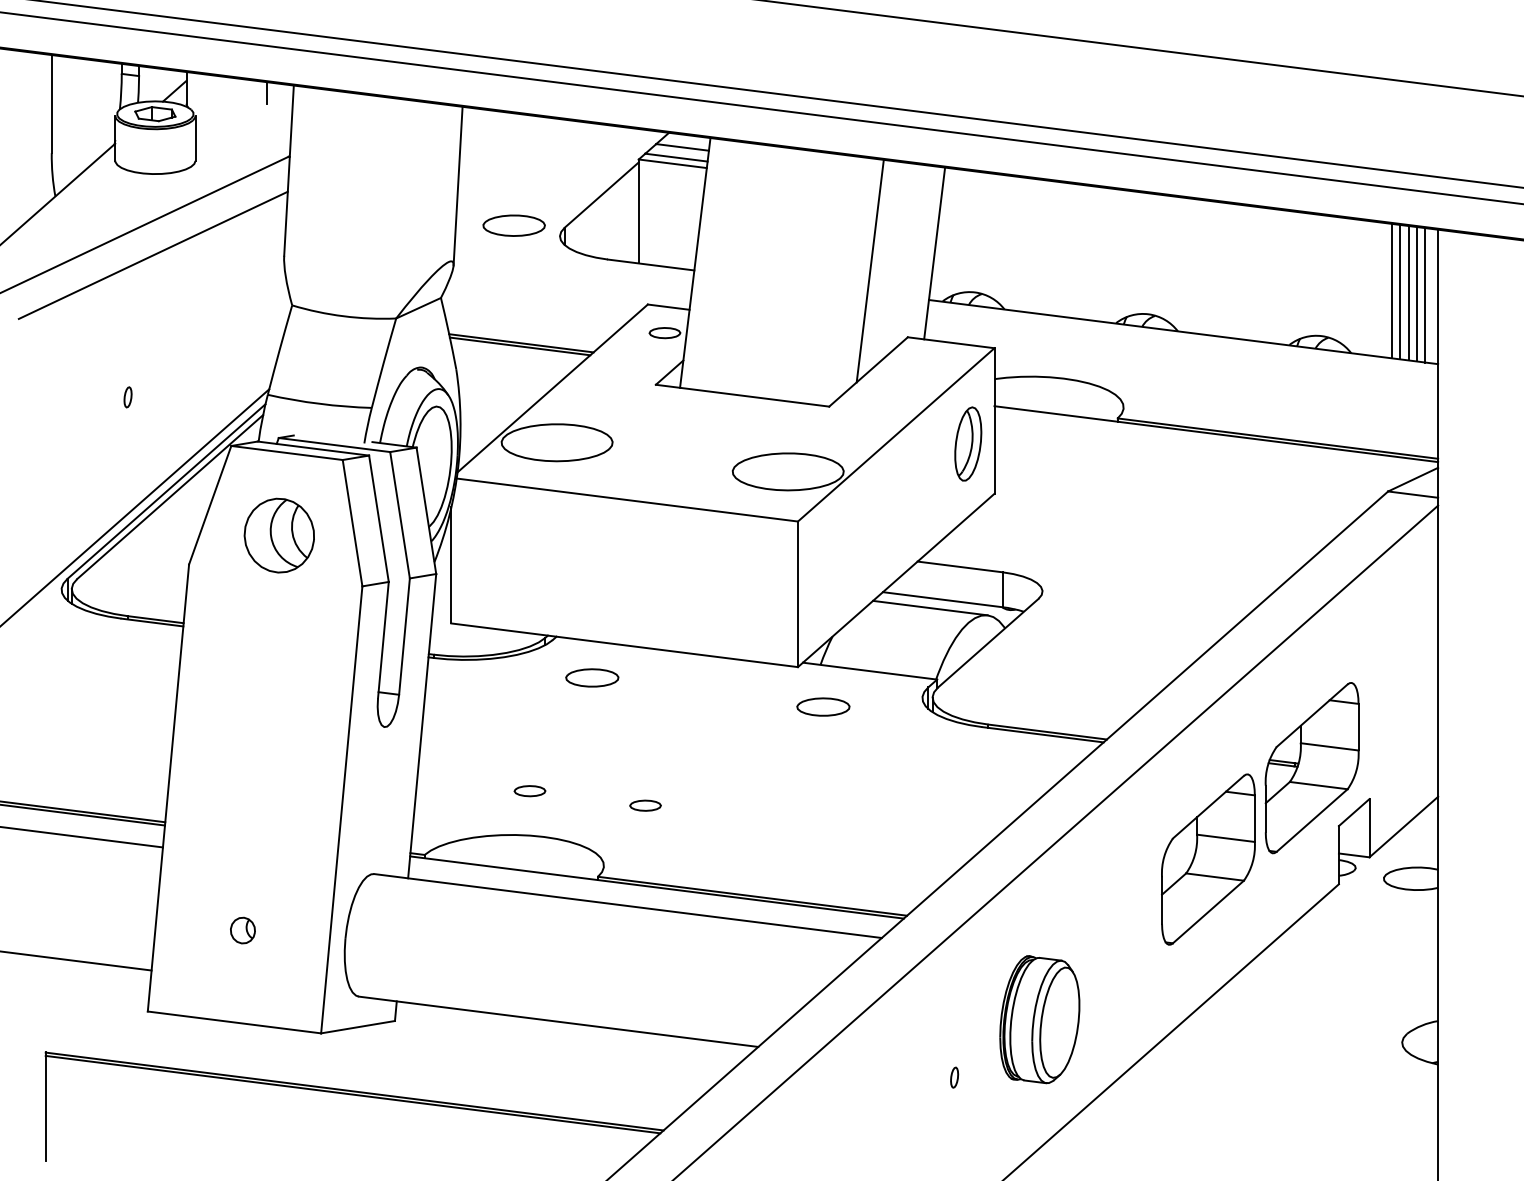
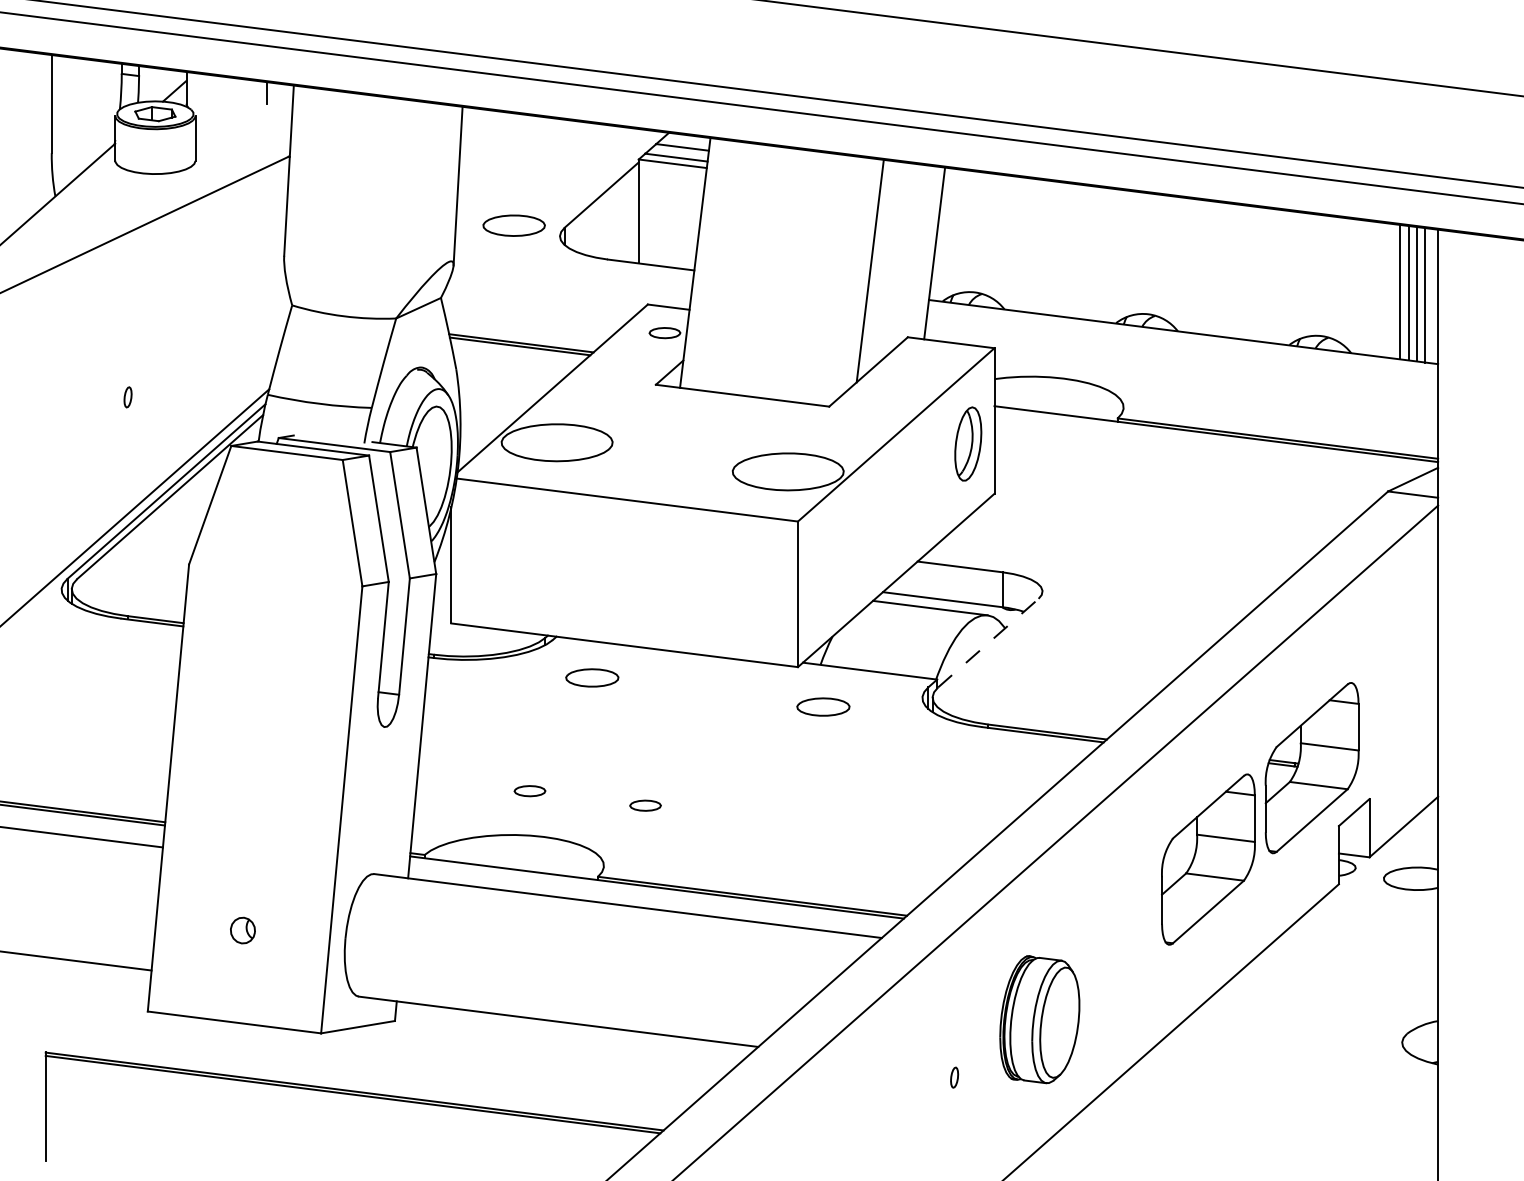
line: present -> none (152, 254)
line: present -> none (1392, 290)
part: present -> none (278, 535)
line: solid -> dashed (988, 643)
